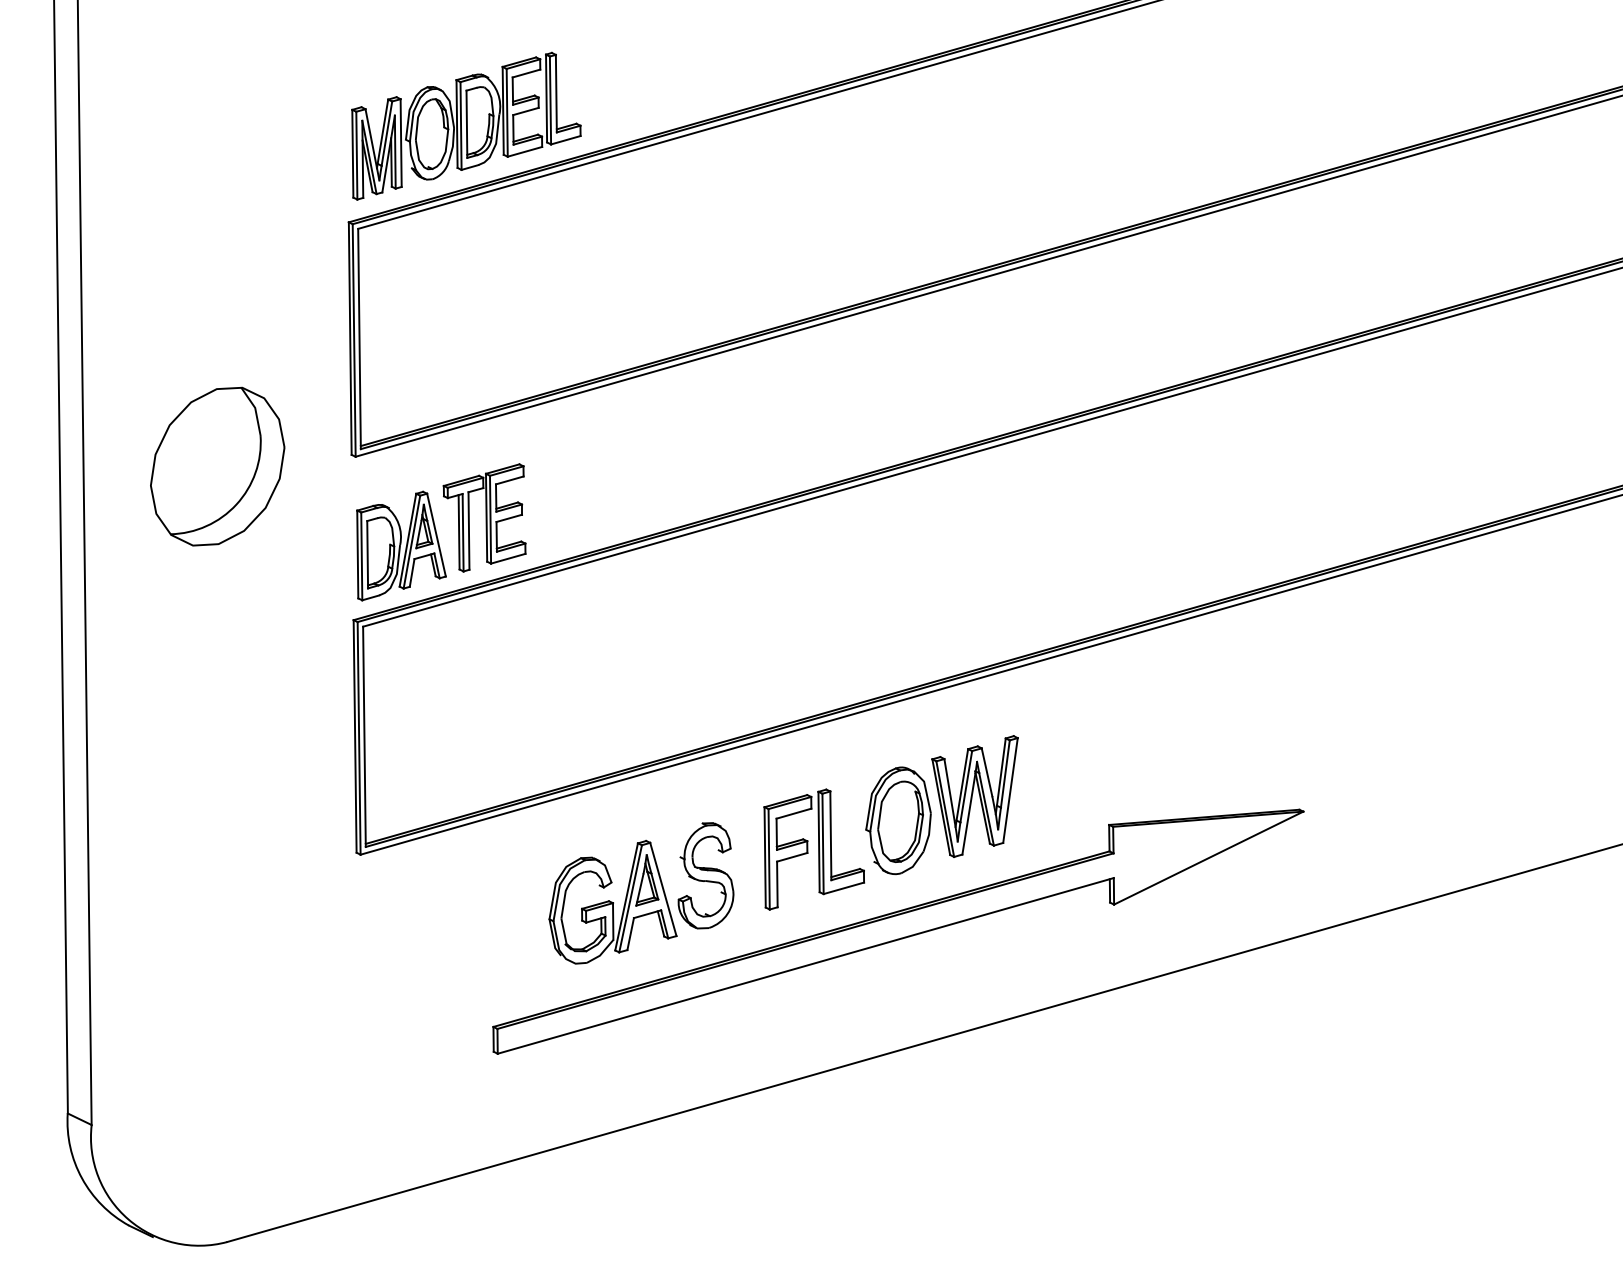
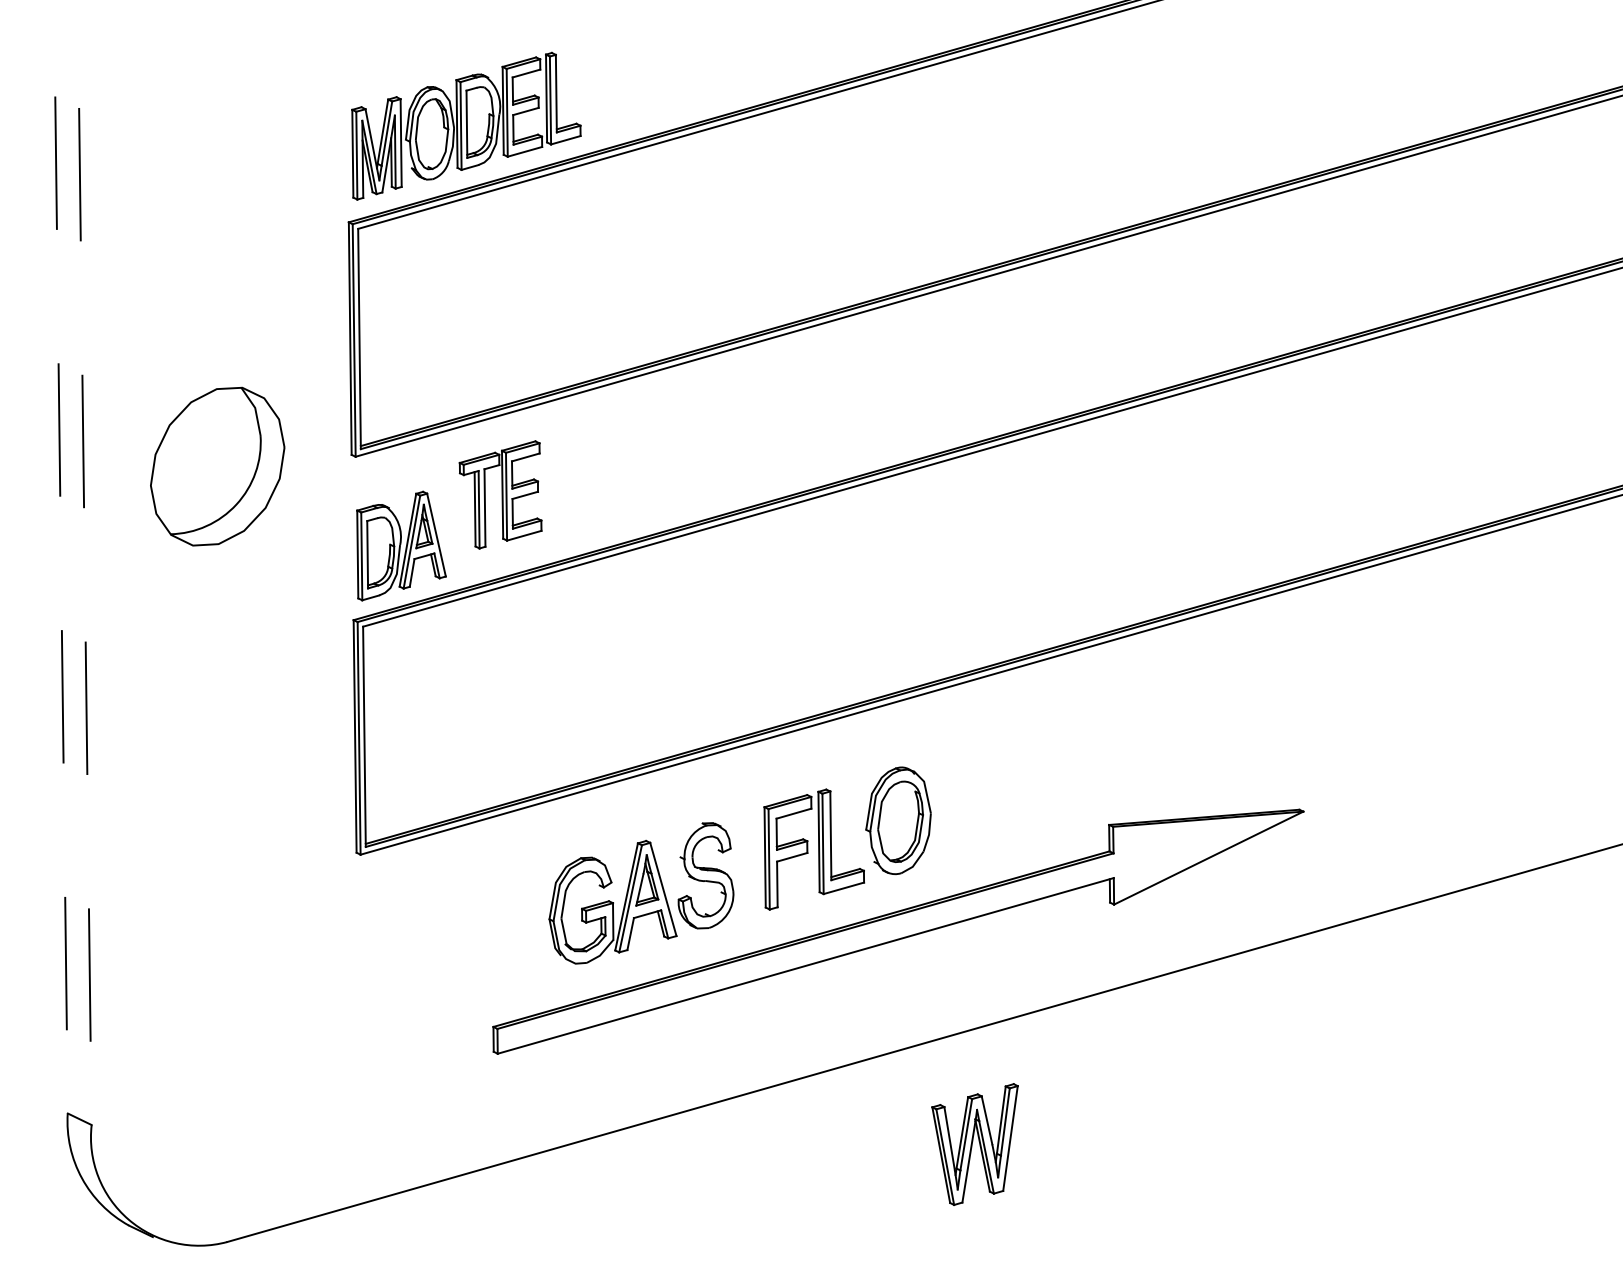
part position: (484, 517) -> (500, 494) (500, 494)
line: solid -> dashed (61, 557)
line: solid -> dashed (84, 563)
part position: (974, 796) -> (974, 1144) (974, 1144)
